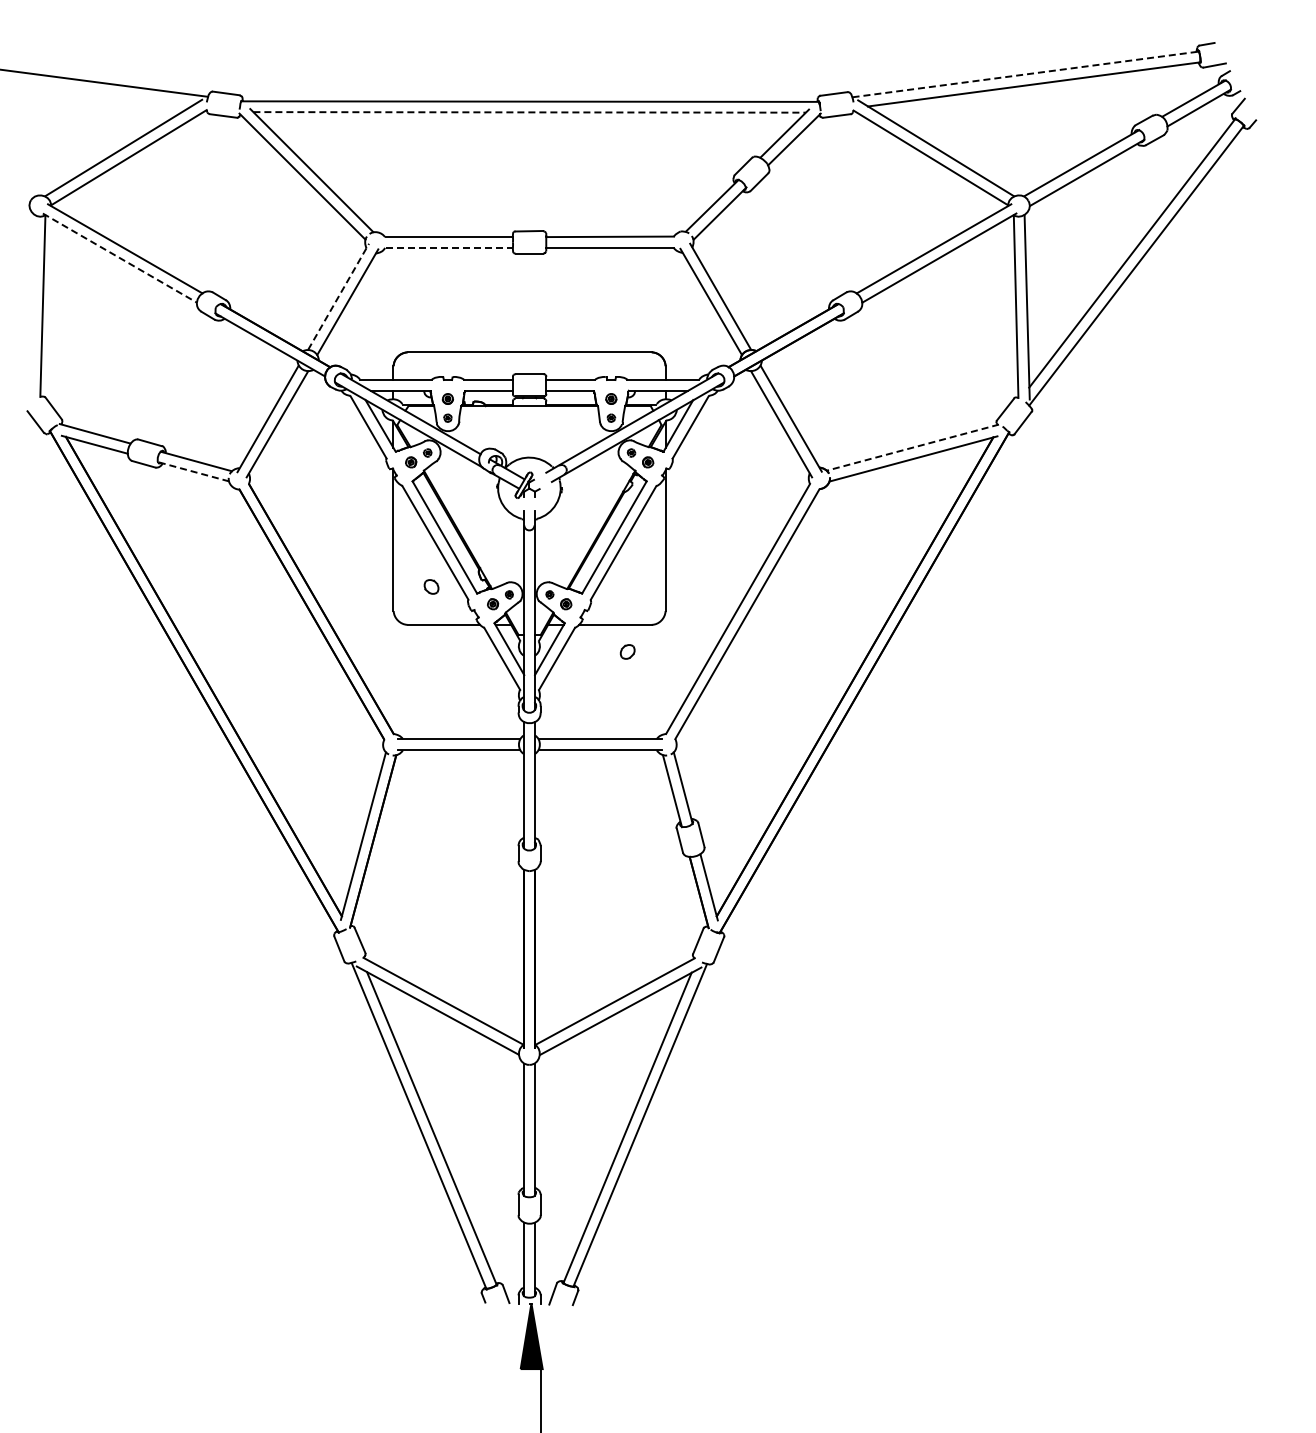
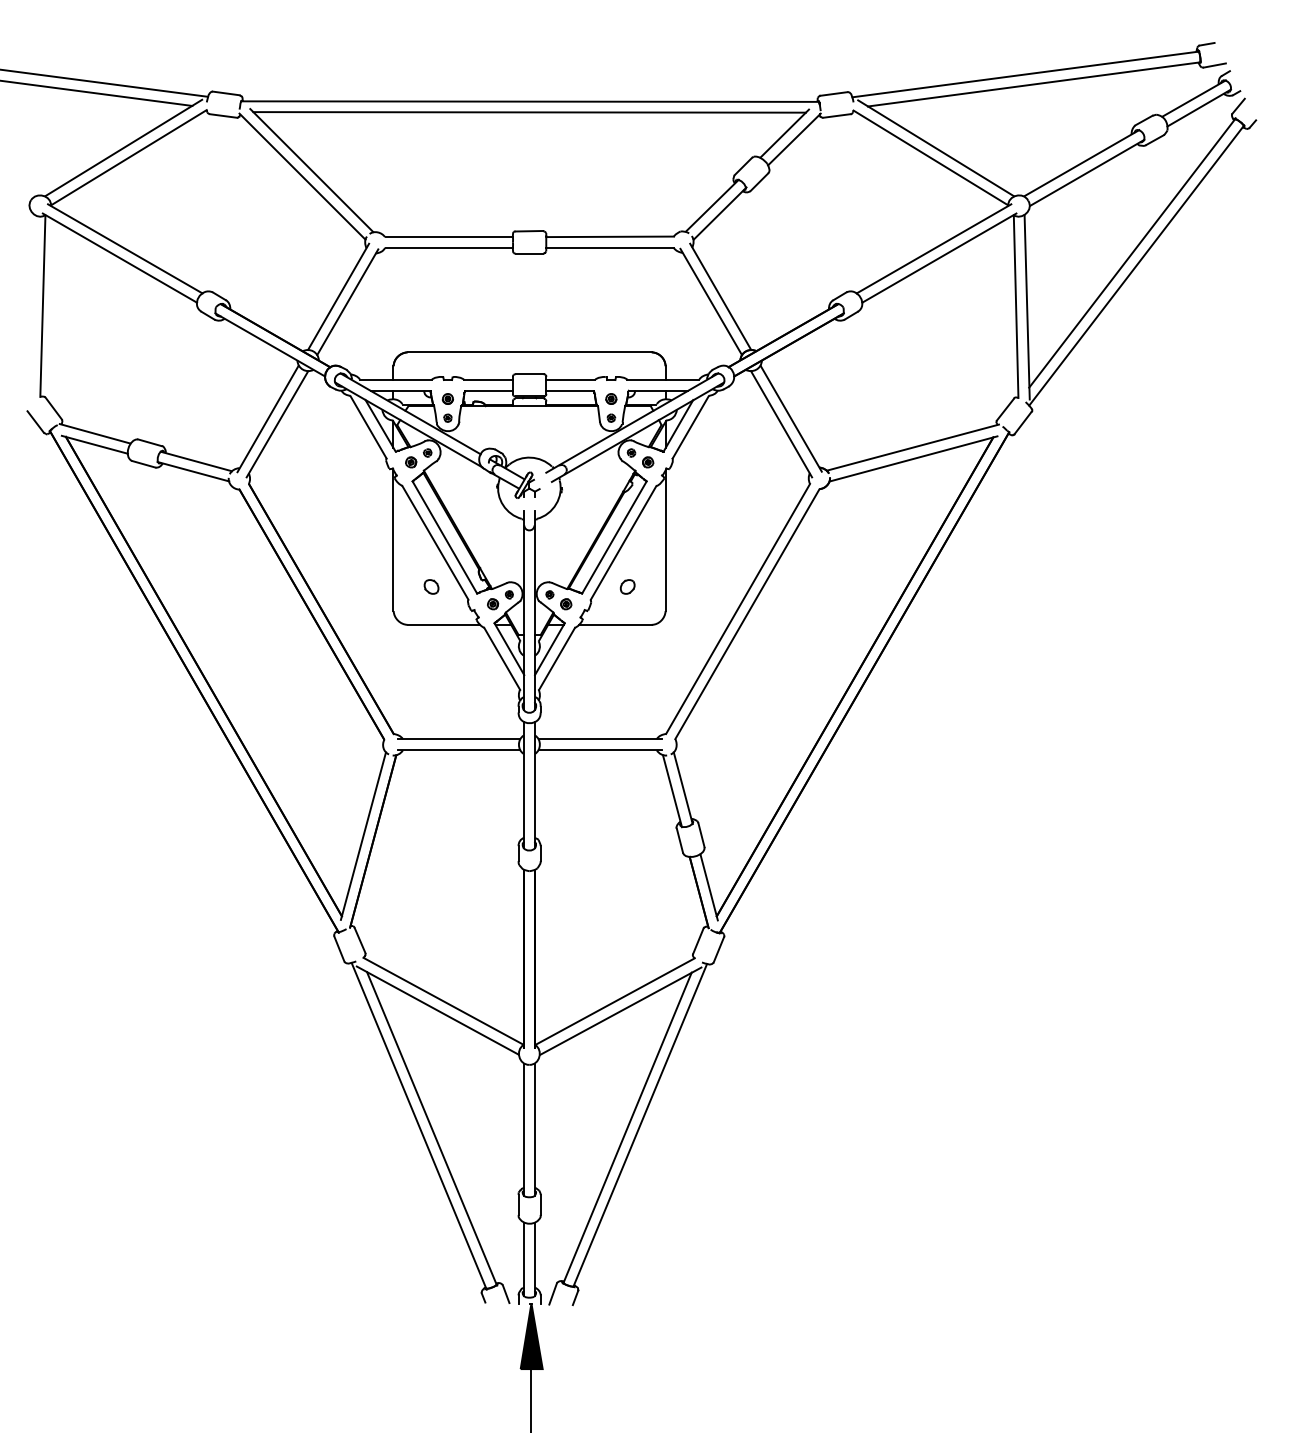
line: dashed -> solid (1025, 74)
line: none -> present (97, 93)
line: dashed -> solid (530, 112)
line: dashed -> solid (449, 247)
line: dashed -> solid (120, 258)
line: dashed -> solid (338, 296)
line: dashed -> solid (912, 447)
line: dashed -> solid (192, 471)
part position: (627, 651) -> (627, 586) (627, 586)
line position: (541, 1399) -> (531, 1399) (531, 1399)
